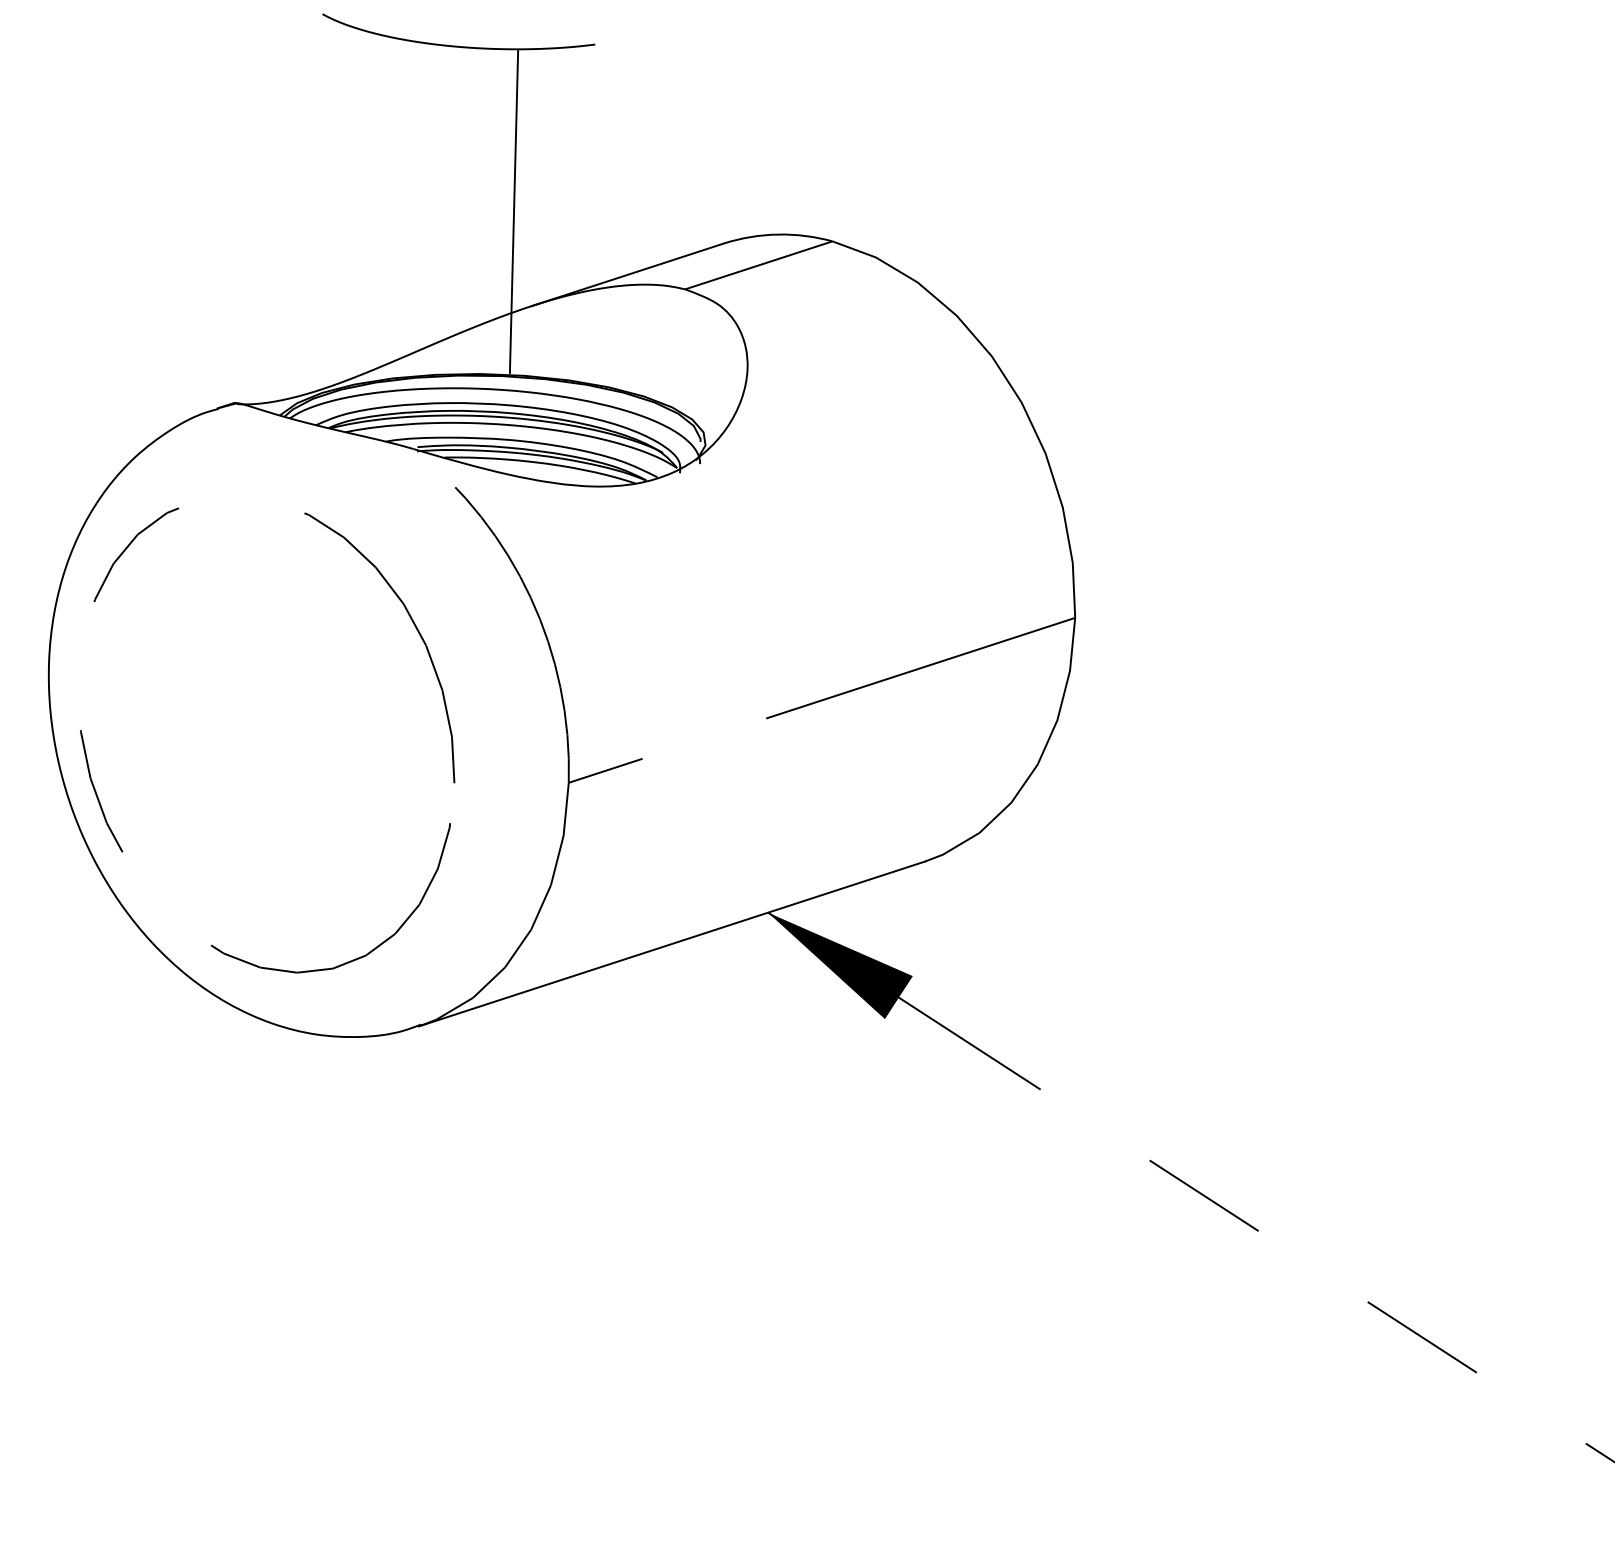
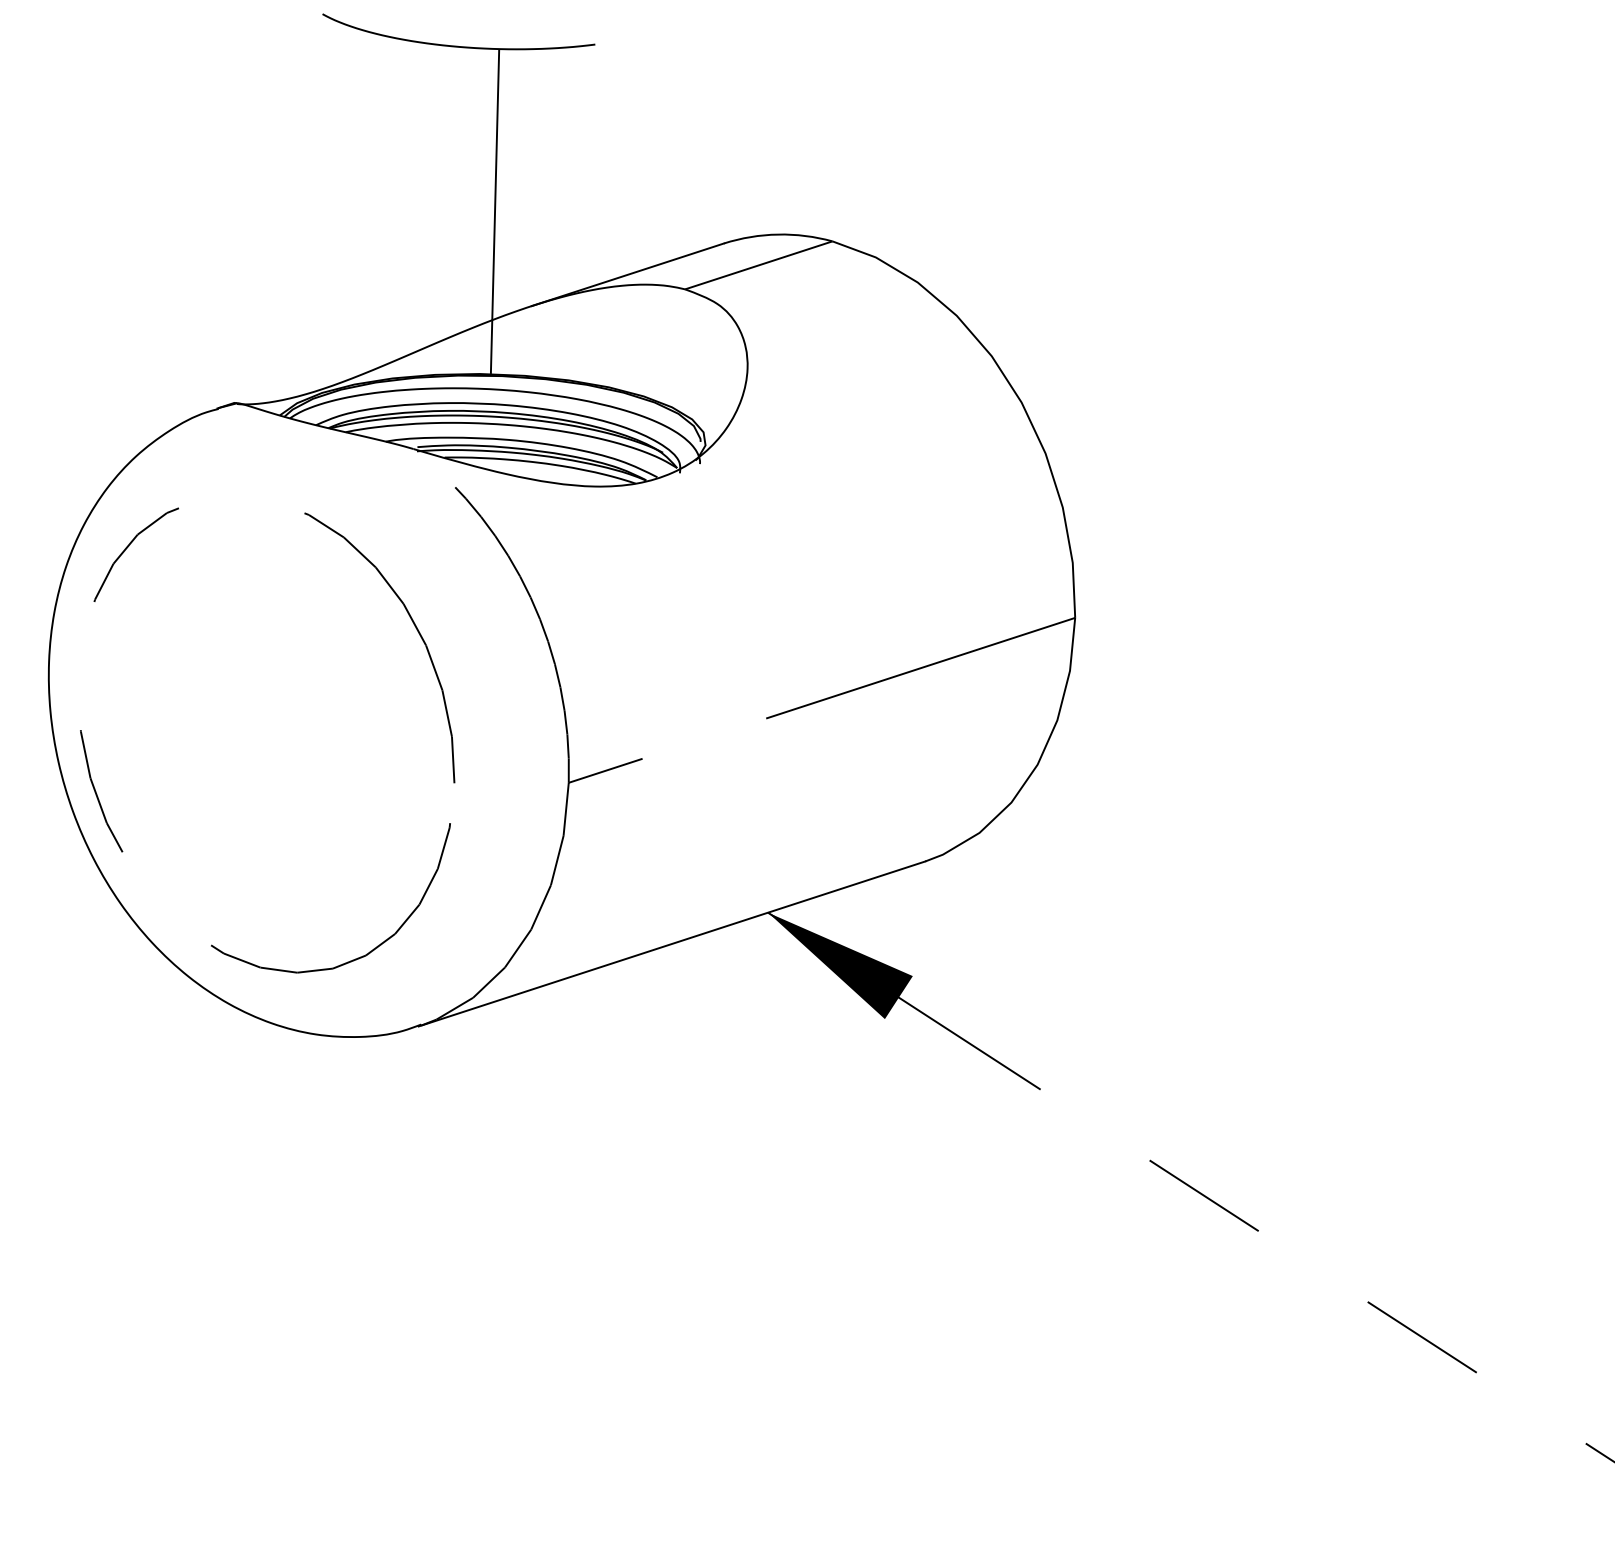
line position: (513, 242) -> (494, 242) (494, 242)
